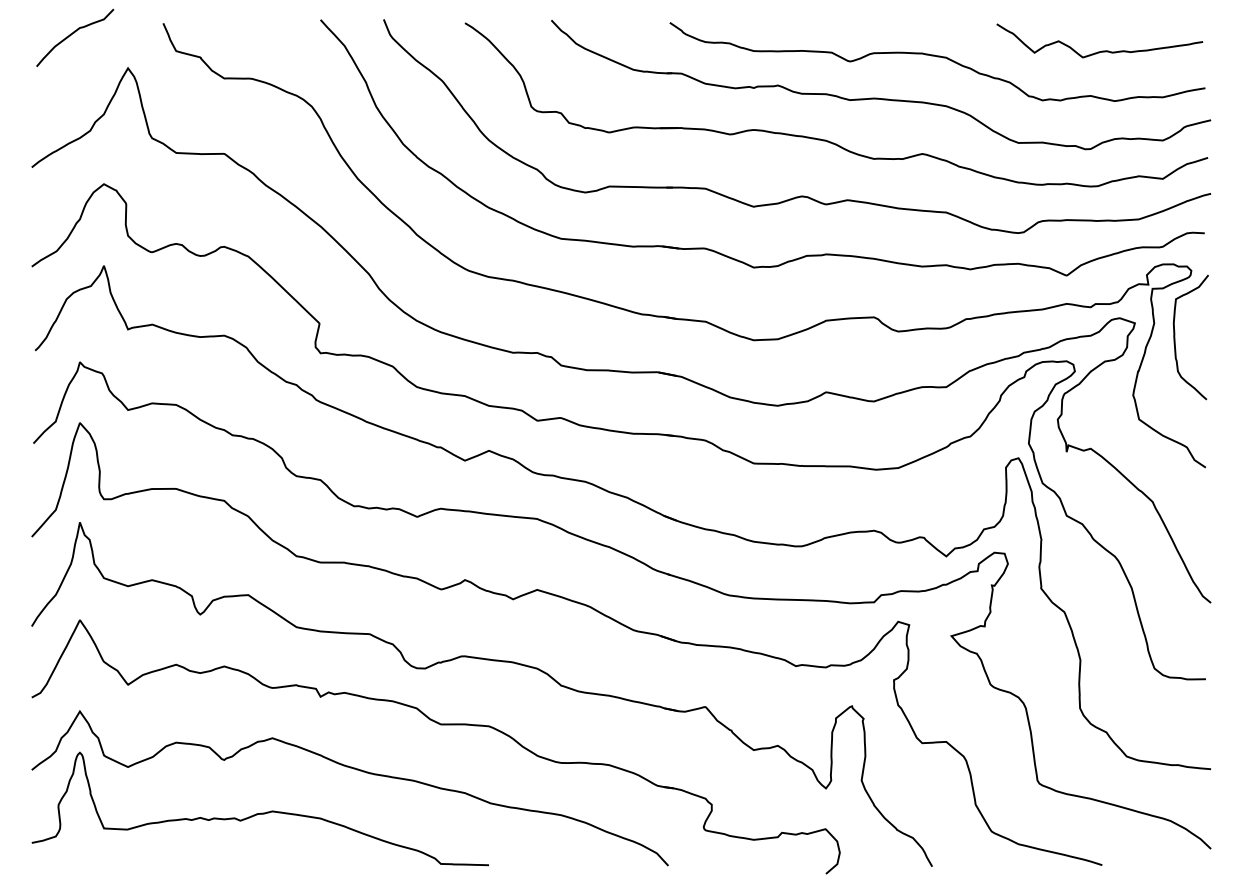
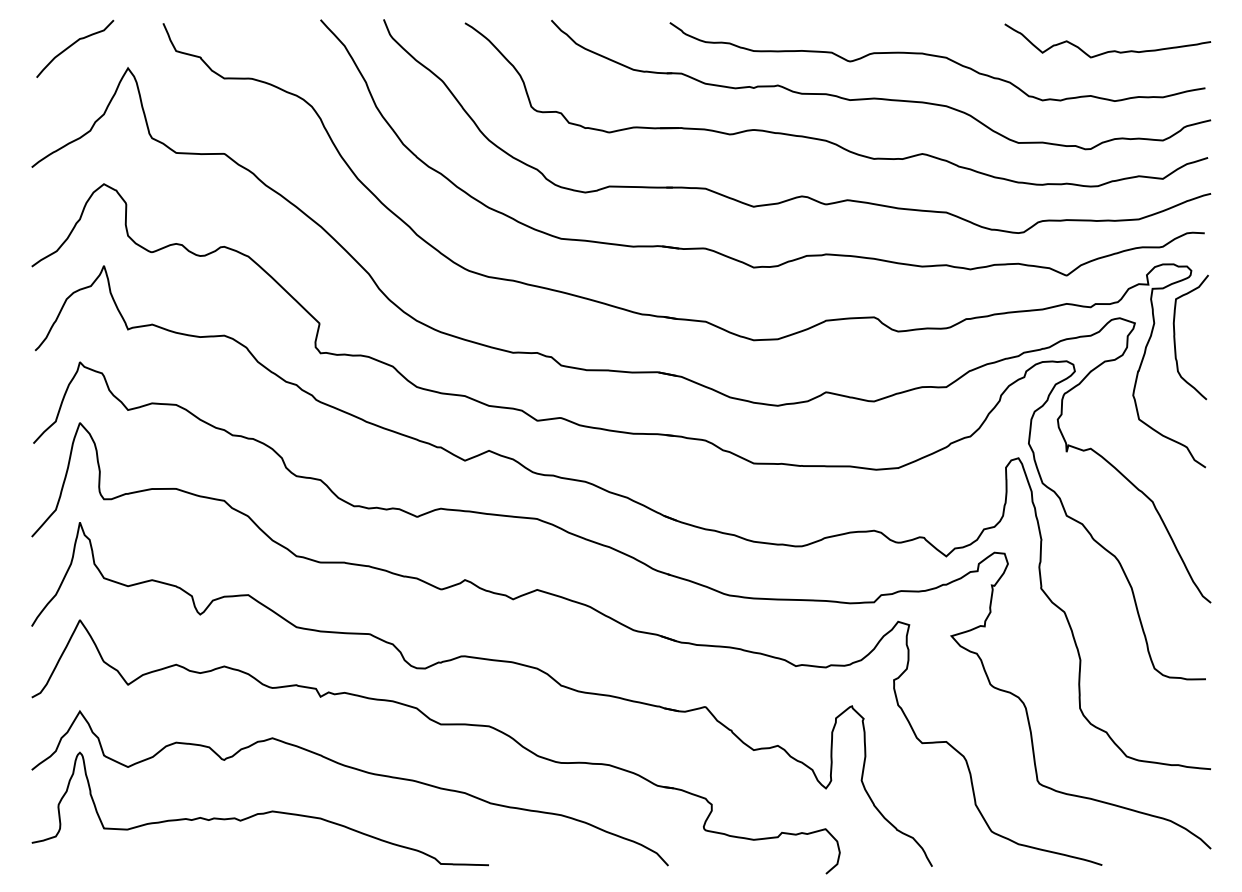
curve position: (74, 33) -> (74, 44) (74, 44)
curve position: (1101, 50) -> (1109, 50) (1109, 50)
